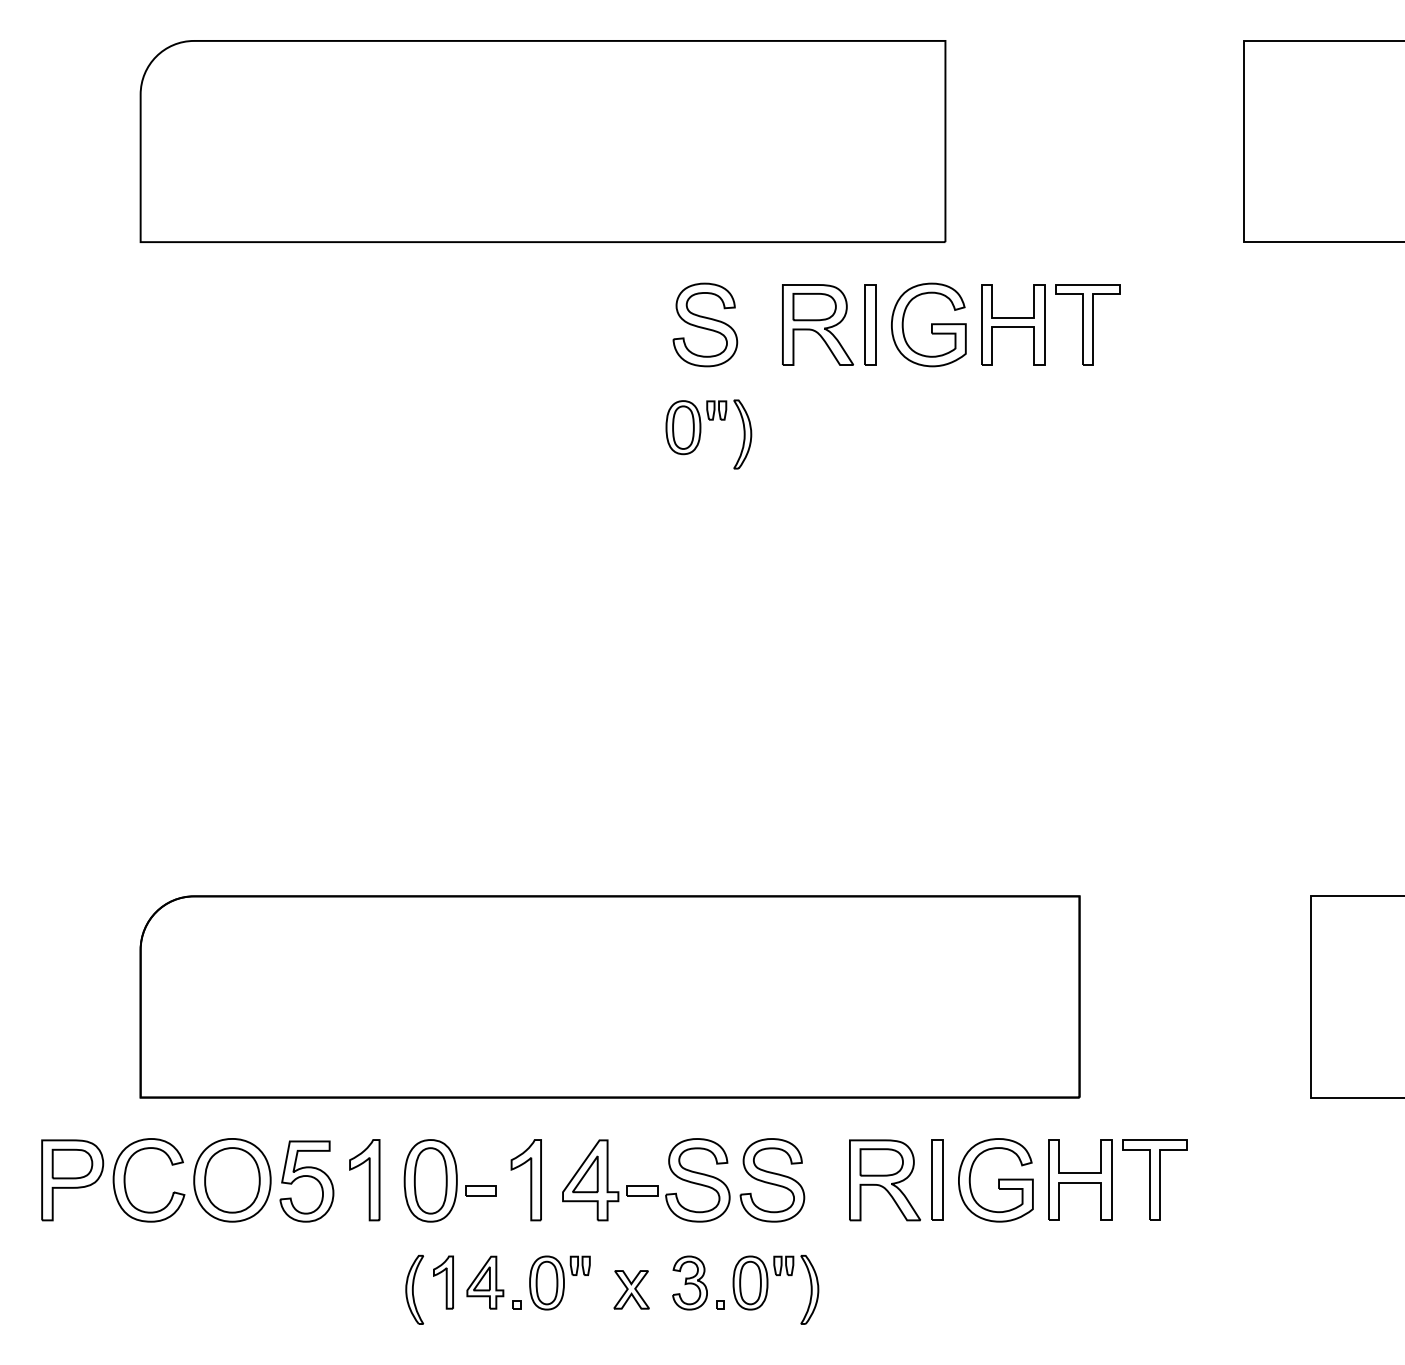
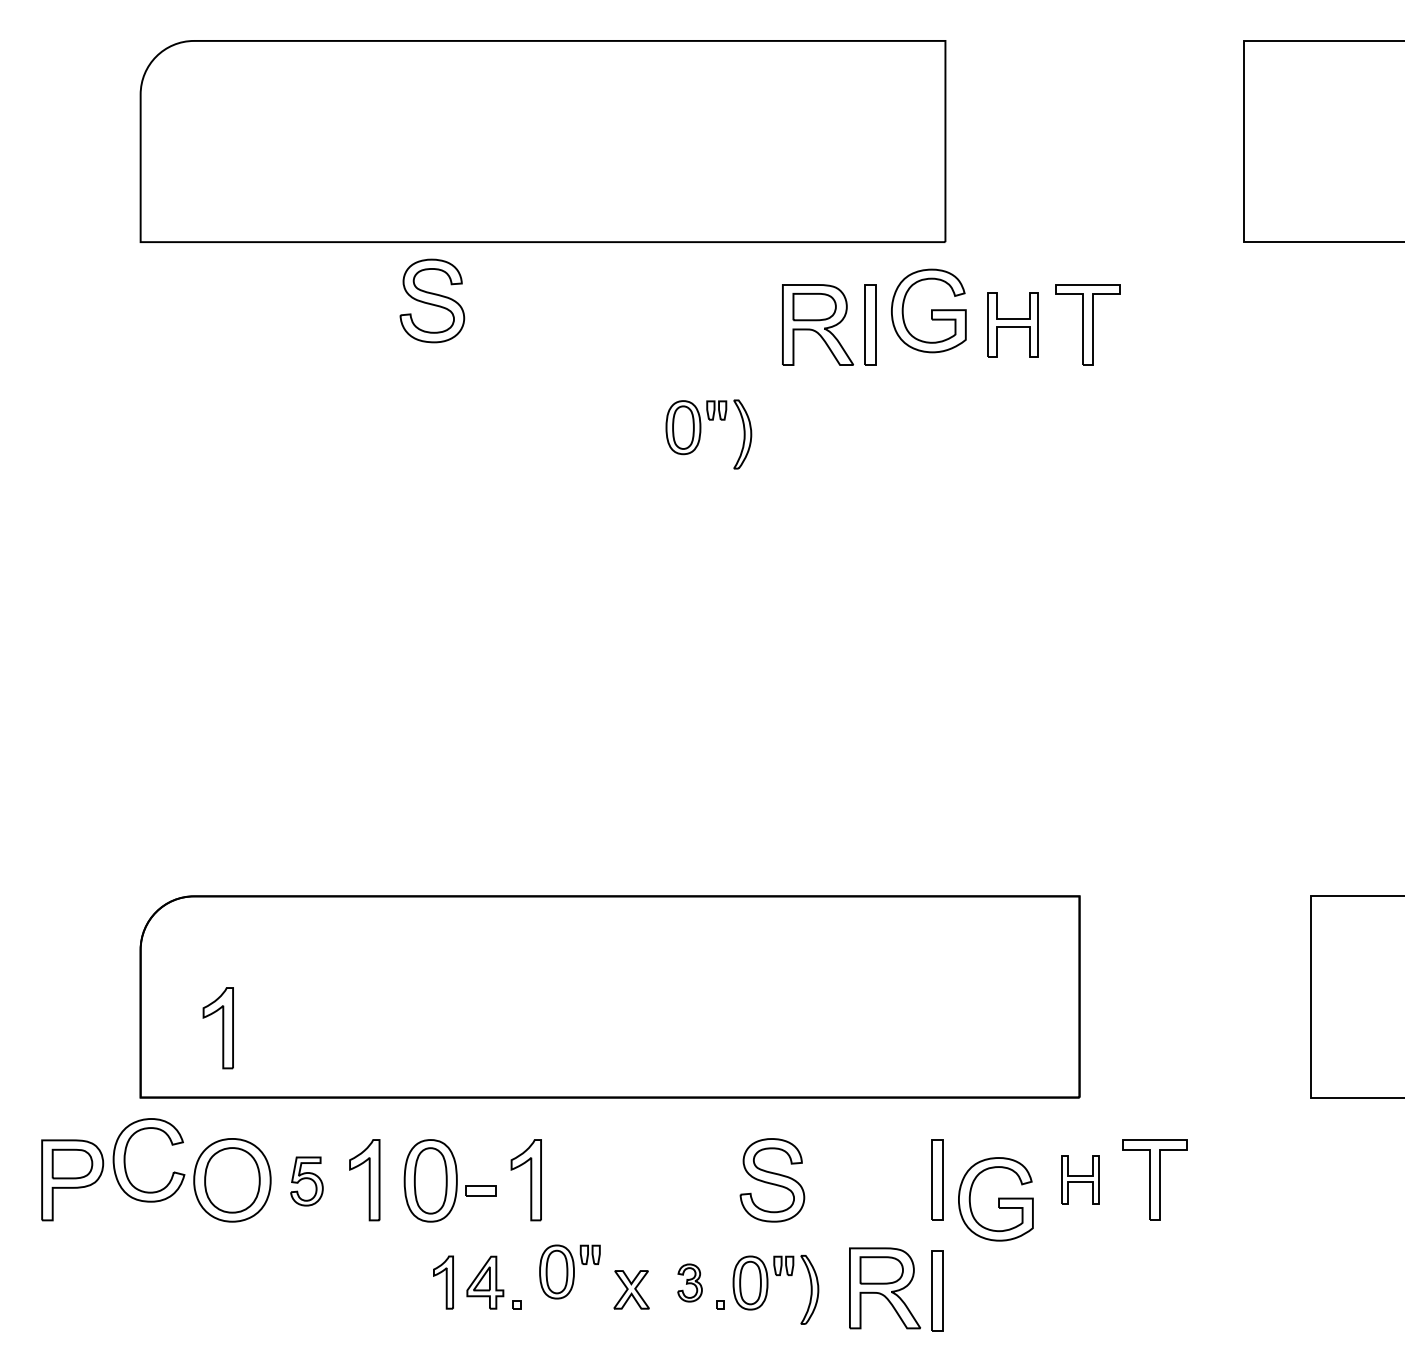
part position: (705, 324) -> (432, 300) (432, 300)
part position: (928, 324) -> (928, 310) (928, 310)
part size: 65x82 px -> 52x66 px (1012, 324)
part: none -> present (217, 1028)
part size: 65x82 px -> 39x50 px (1080, 1179)
part position: (125, 1180) -> (125, 1160) (125, 1160)
part: present -> none (646, 1180)
part position: (884, 1180) -> (884, 1288) (884, 1288)
part position: (995, 1180) -> (995, 1199) (995, 1199)
part size: 56x83 px -> 34x51 px (306, 1181)
part position: (559, 1282) -> (569, 1271) (569, 1271)
part size: 36x56 px -> 26x40 px (689, 1282)
part: present -> none (414, 1289)
part: none -> present (937, 1290)
